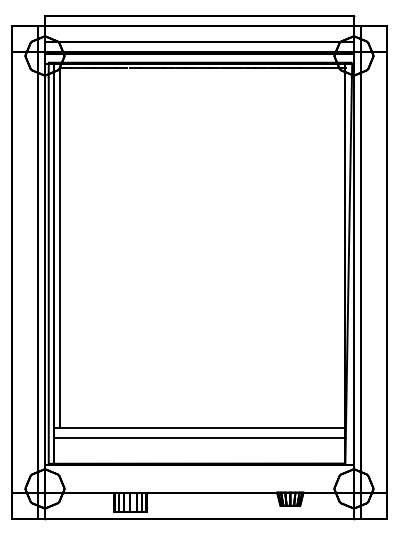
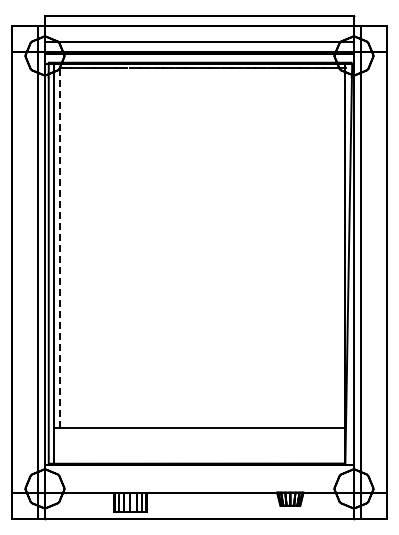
line: solid -> dashed (59, 247)
line: present -> none (199, 438)
